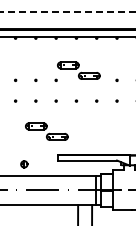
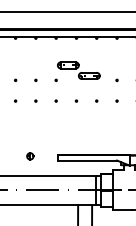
line: dashed -> solid (68, 12)
part: present -> none (46, 131)
part position: (24, 164) -> (30, 156) (30, 156)
